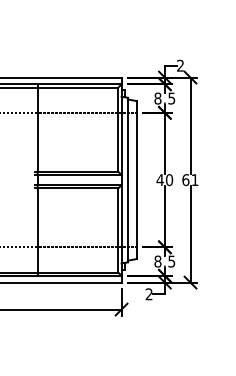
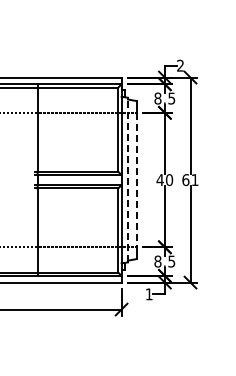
line: solid -> dashed (127, 179)
line: solid -> dashed (136, 180)
text: 2 -> 1 (148, 294)
